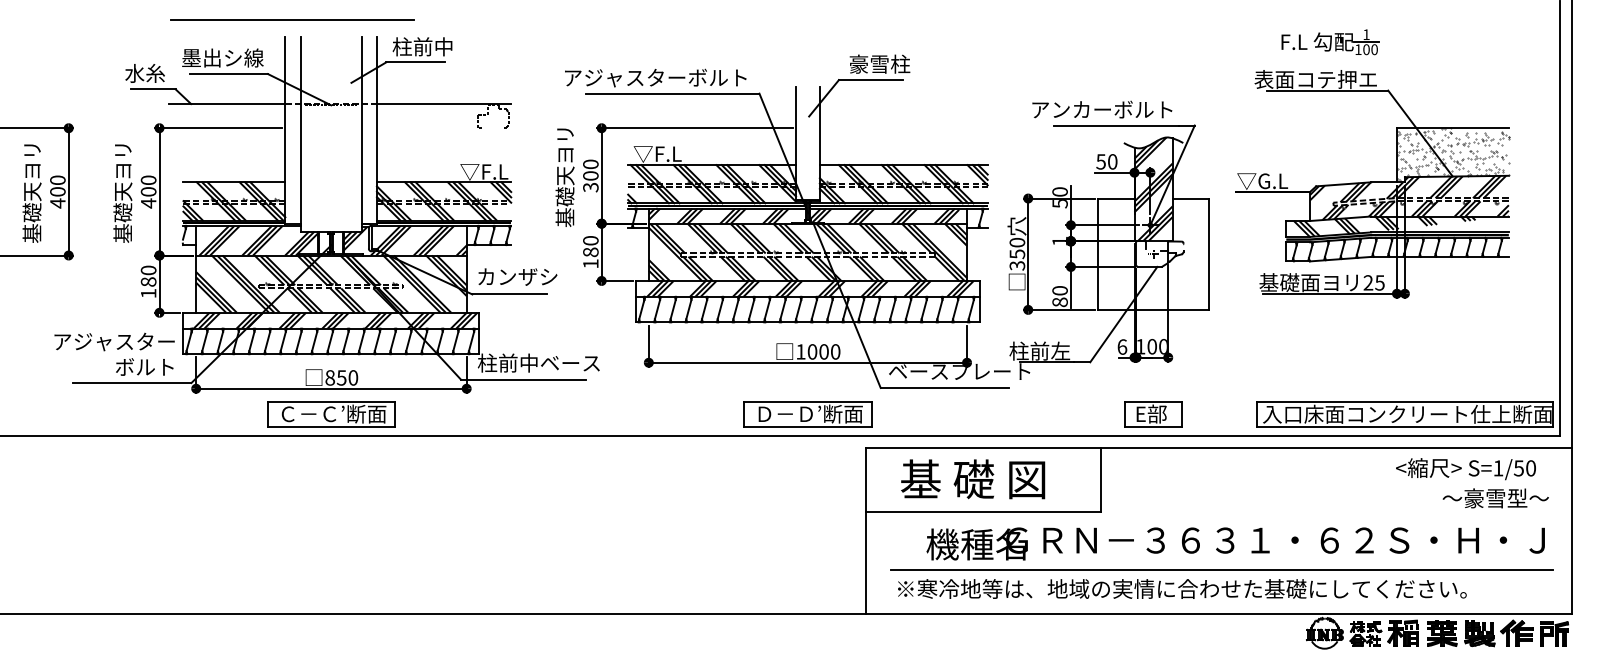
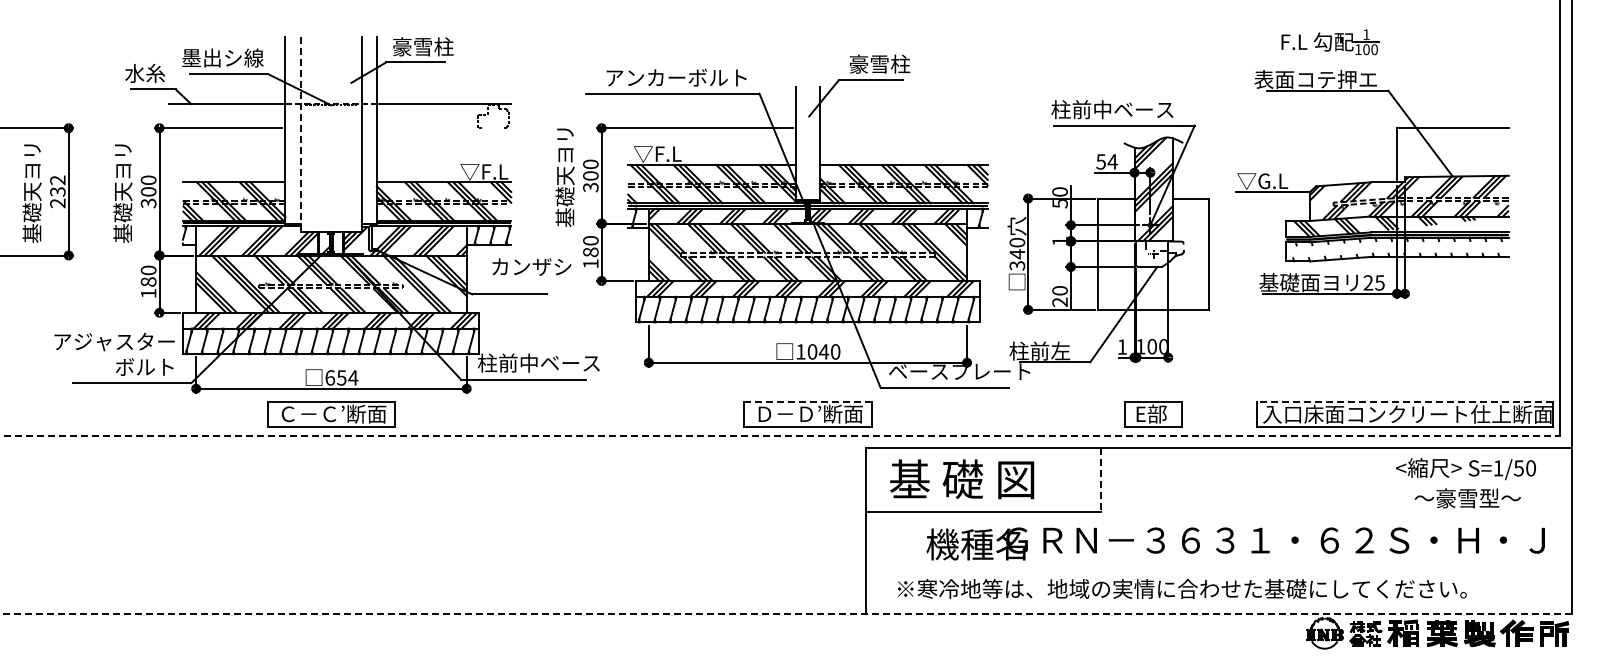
line: present -> none (292, 19)
text: 柱前中 -> 豪雪柱 (422, 46)
text: アジャスターボルト -> アンカーボルト (614, 77)
text: アンカーボルト -> 柱前中ベース (1102, 109)
line: solid -> dashed (300, 134)
hatch: present -> none (1452, 154)
text: 50 -> 54 (1112, 161)
text: 400 -> 232 (57, 191)
text: 400 -> 300 (148, 203)
hatch: present -> none (1397, 249)
text: 350 -> 340 (1017, 254)
text position: (517, 276) -> (531, 266) (531, 266)
text: 80 -> 20 (1059, 302)
text: 6 -> 1 (1122, 346)
text: 1000 -> 1040 (823, 351)
text: 850 -> 654 (341, 377)
line: solid -> dashed (807, 401)
line: solid -> dashed (1404, 401)
line: solid -> dashed (780, 435)
text position: (973, 479) -> (962, 479) (962, 479)
line: solid -> dashed (1101, 480)
text position: (1495, 498) -> (1467, 498) (1467, 498)
line: present -> none (1221, 569)
line: solid -> dashed (786, 613)
